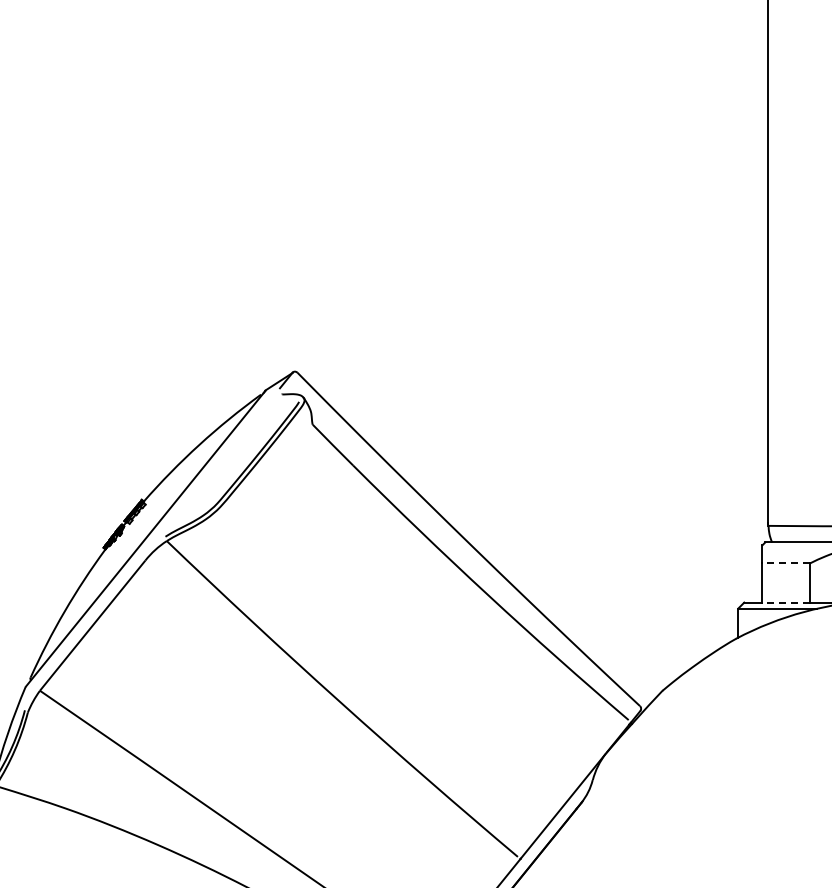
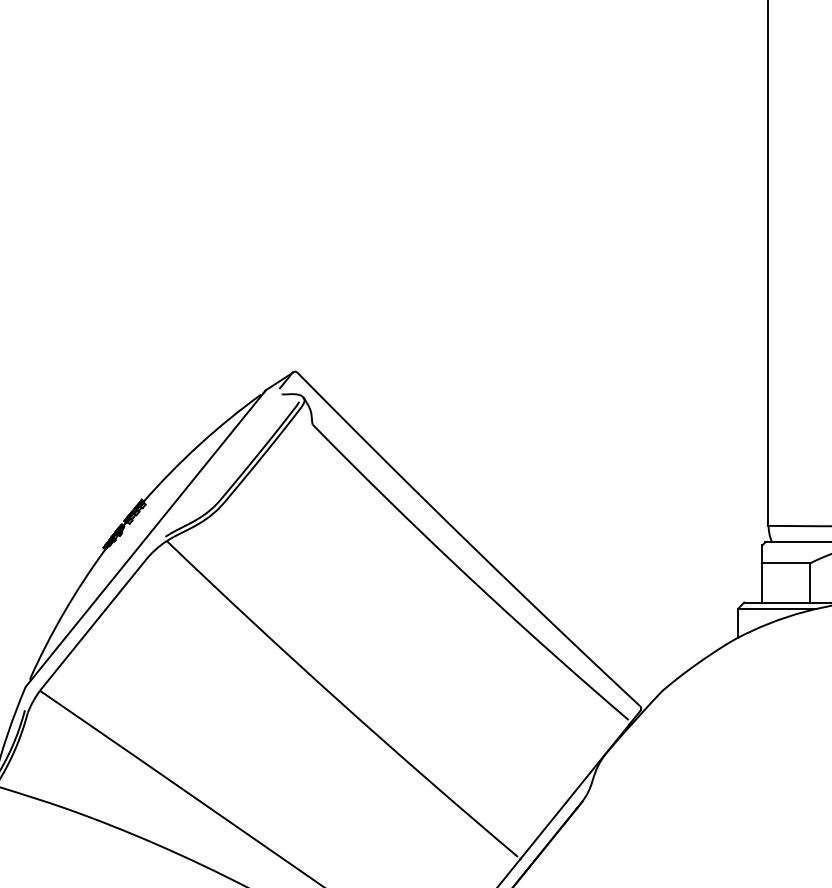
line: dashed -> solid (786, 563)
line: dashed -> solid (786, 602)
